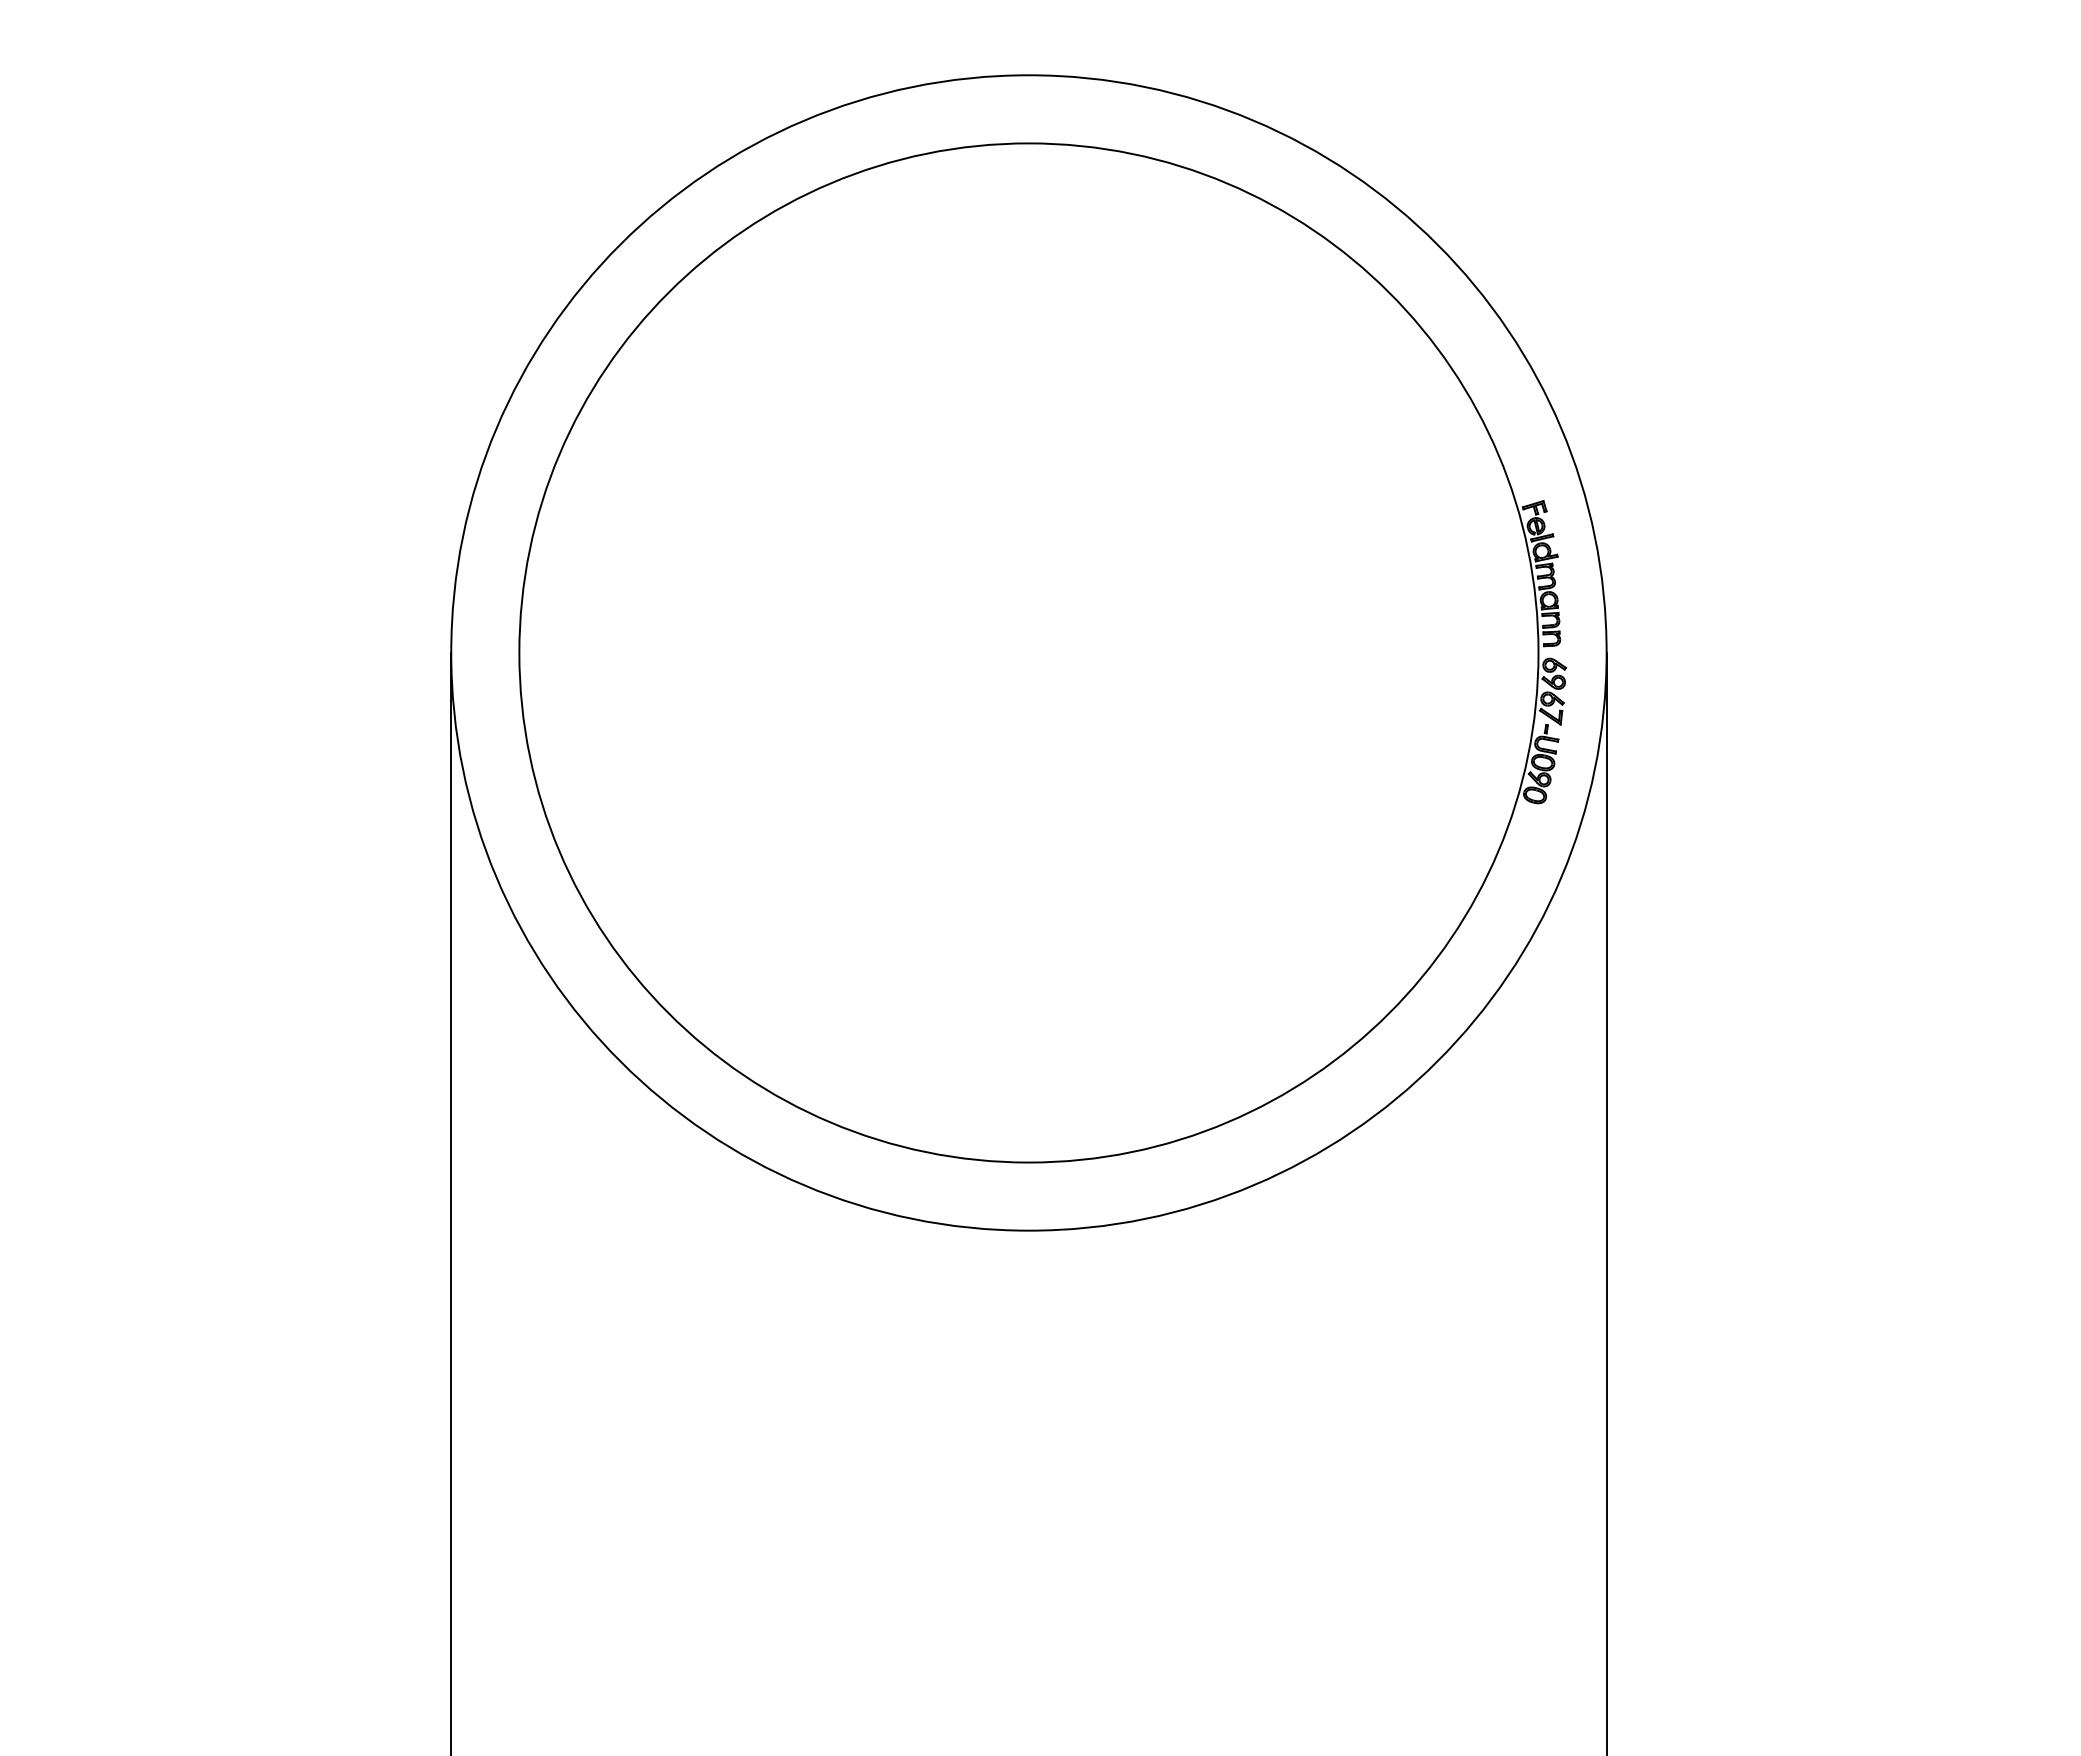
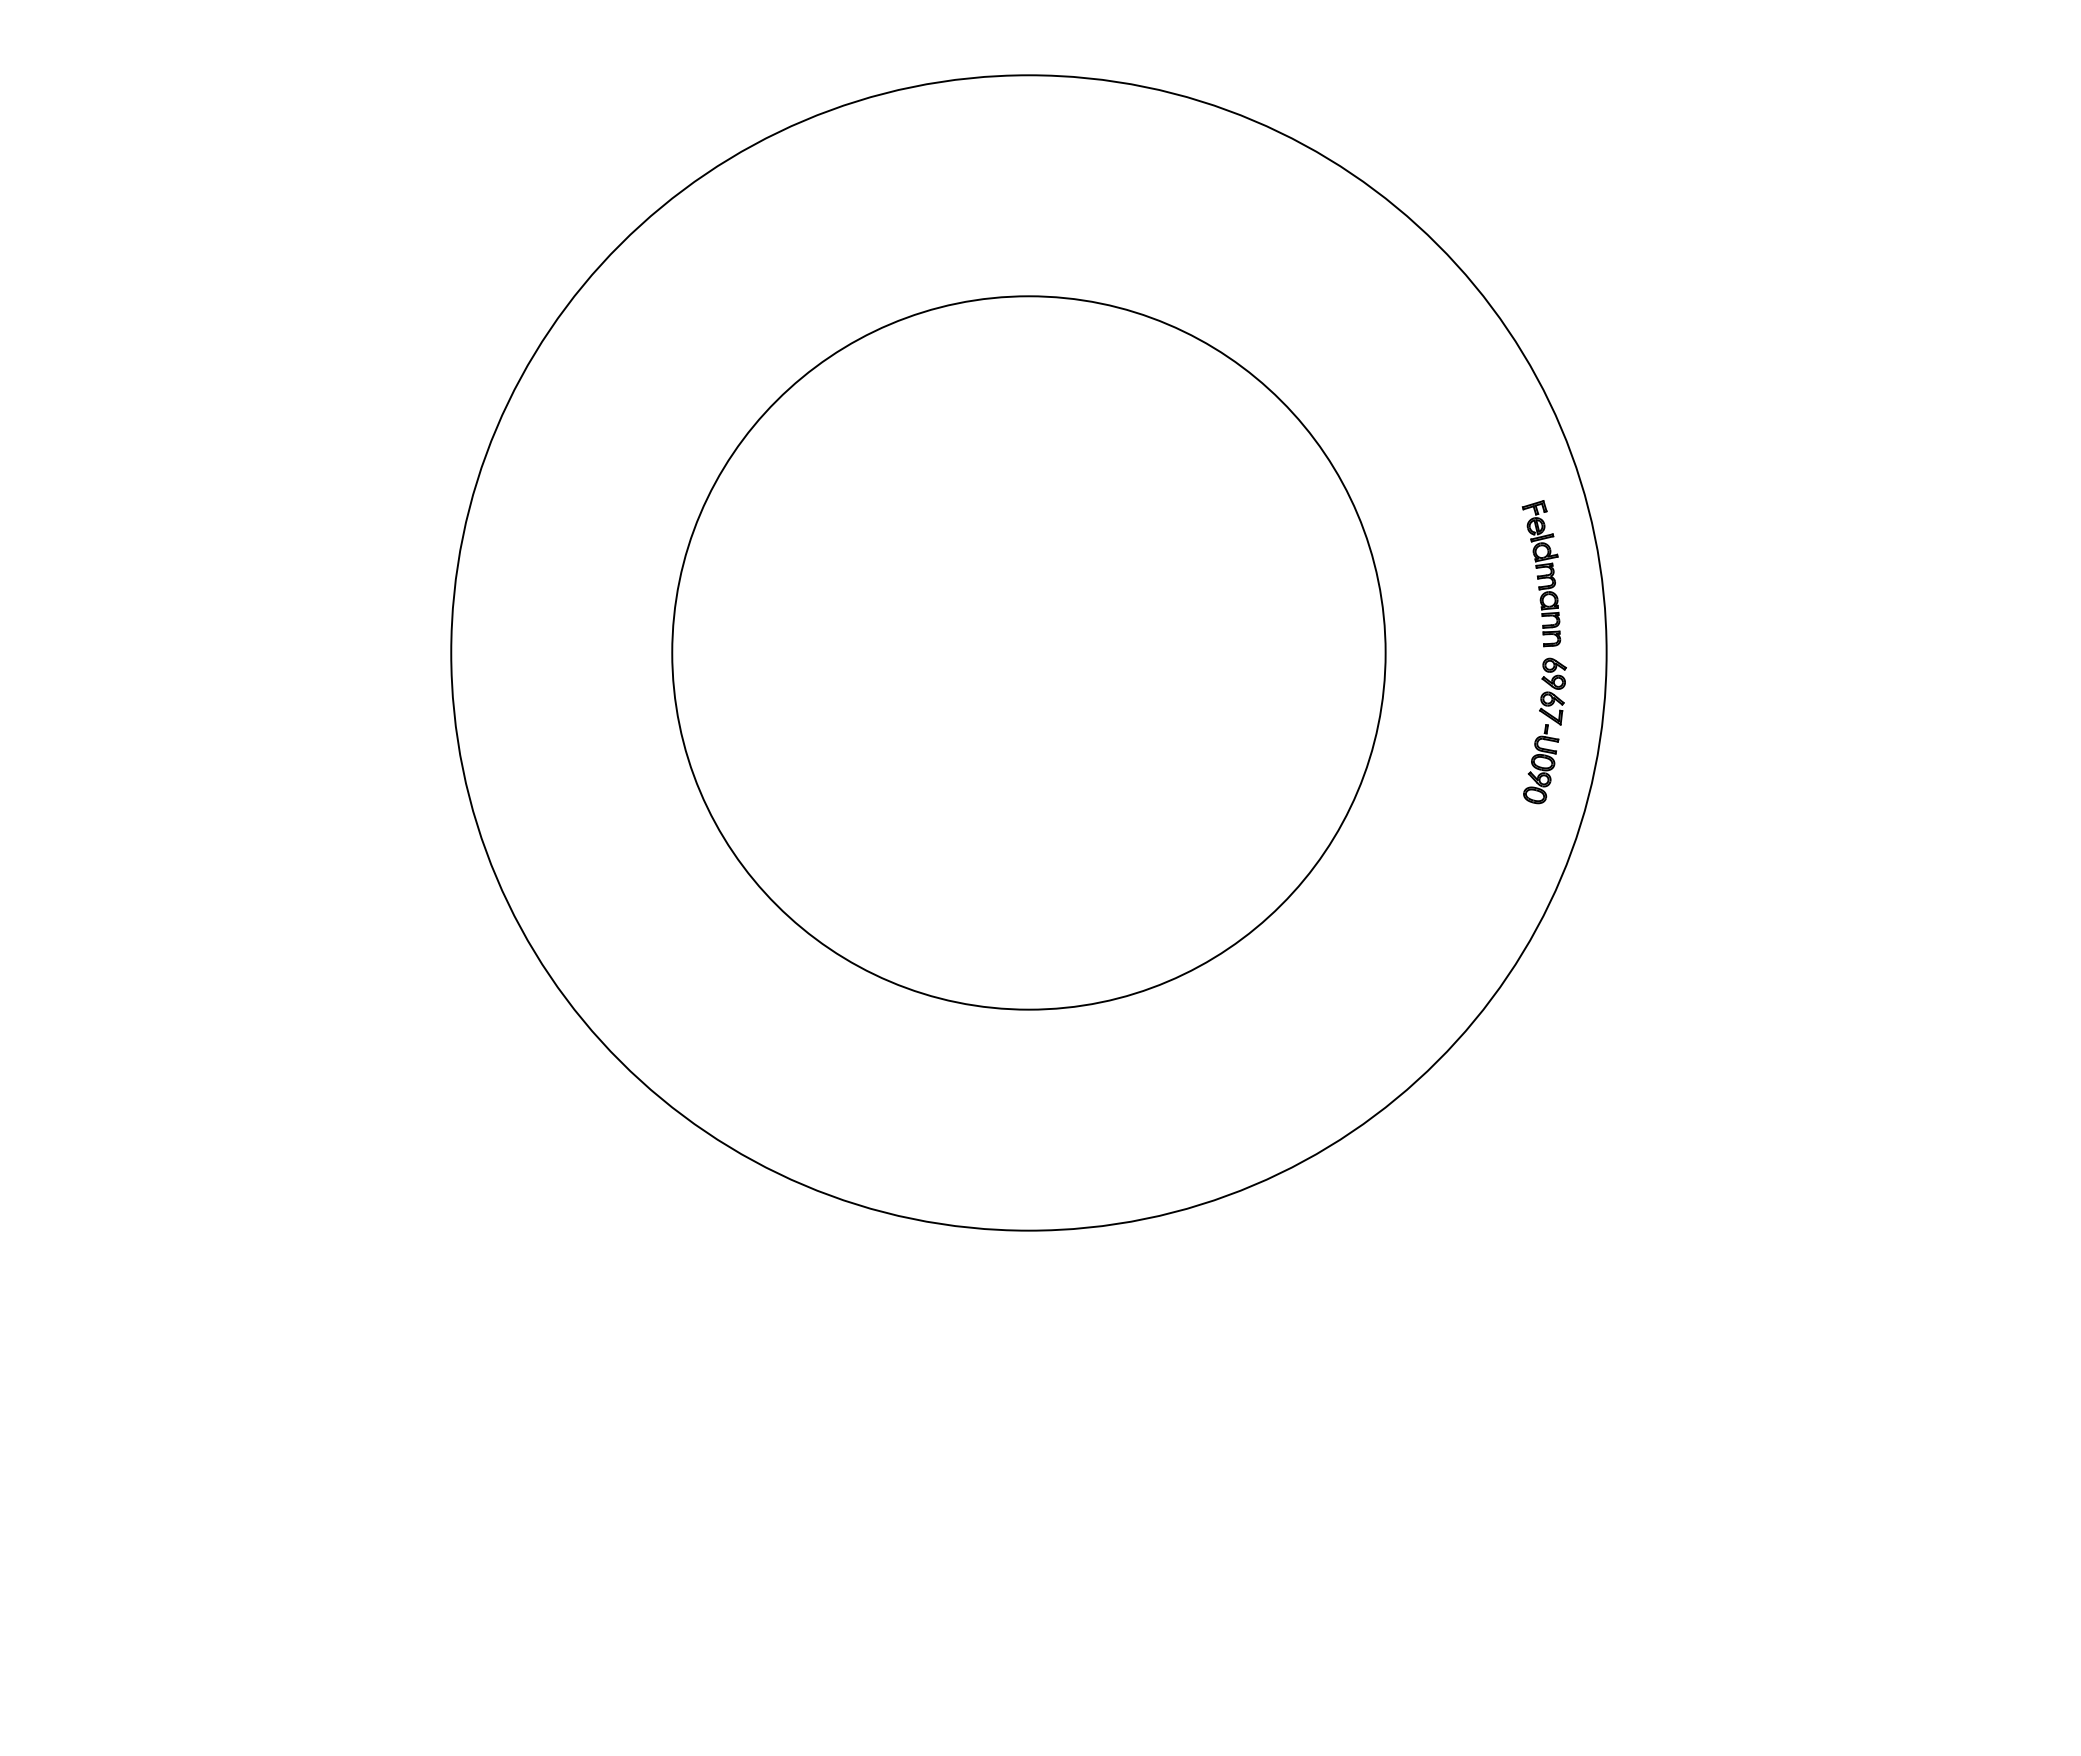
circle diameter: 1019 px -> 713 px (1028, 652)
line: present -> none (451, 1202)
line: present -> none (1606, 1202)
